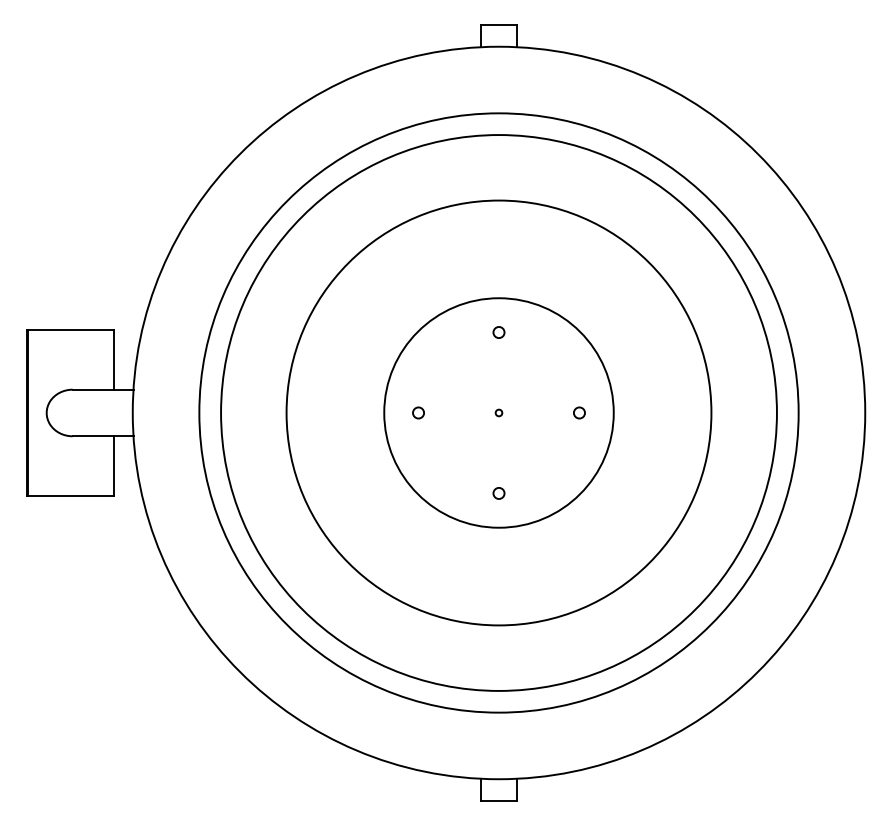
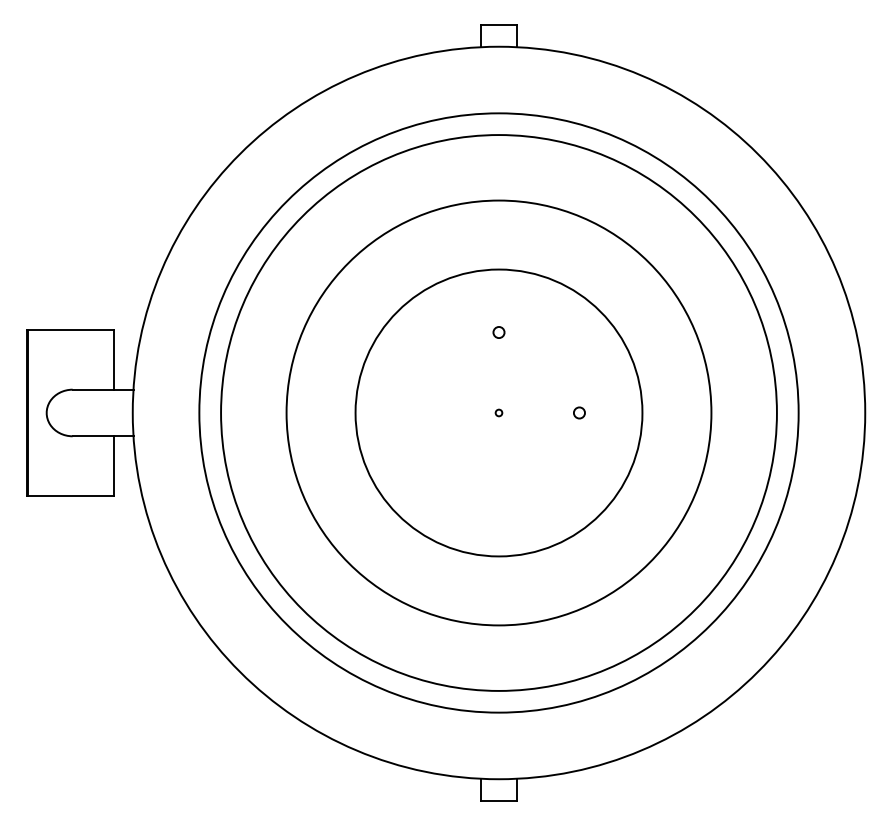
circle: present -> none (418, 412)
circle diameter: 230 px -> 287 px (498, 412)
circle: present -> none (498, 493)
